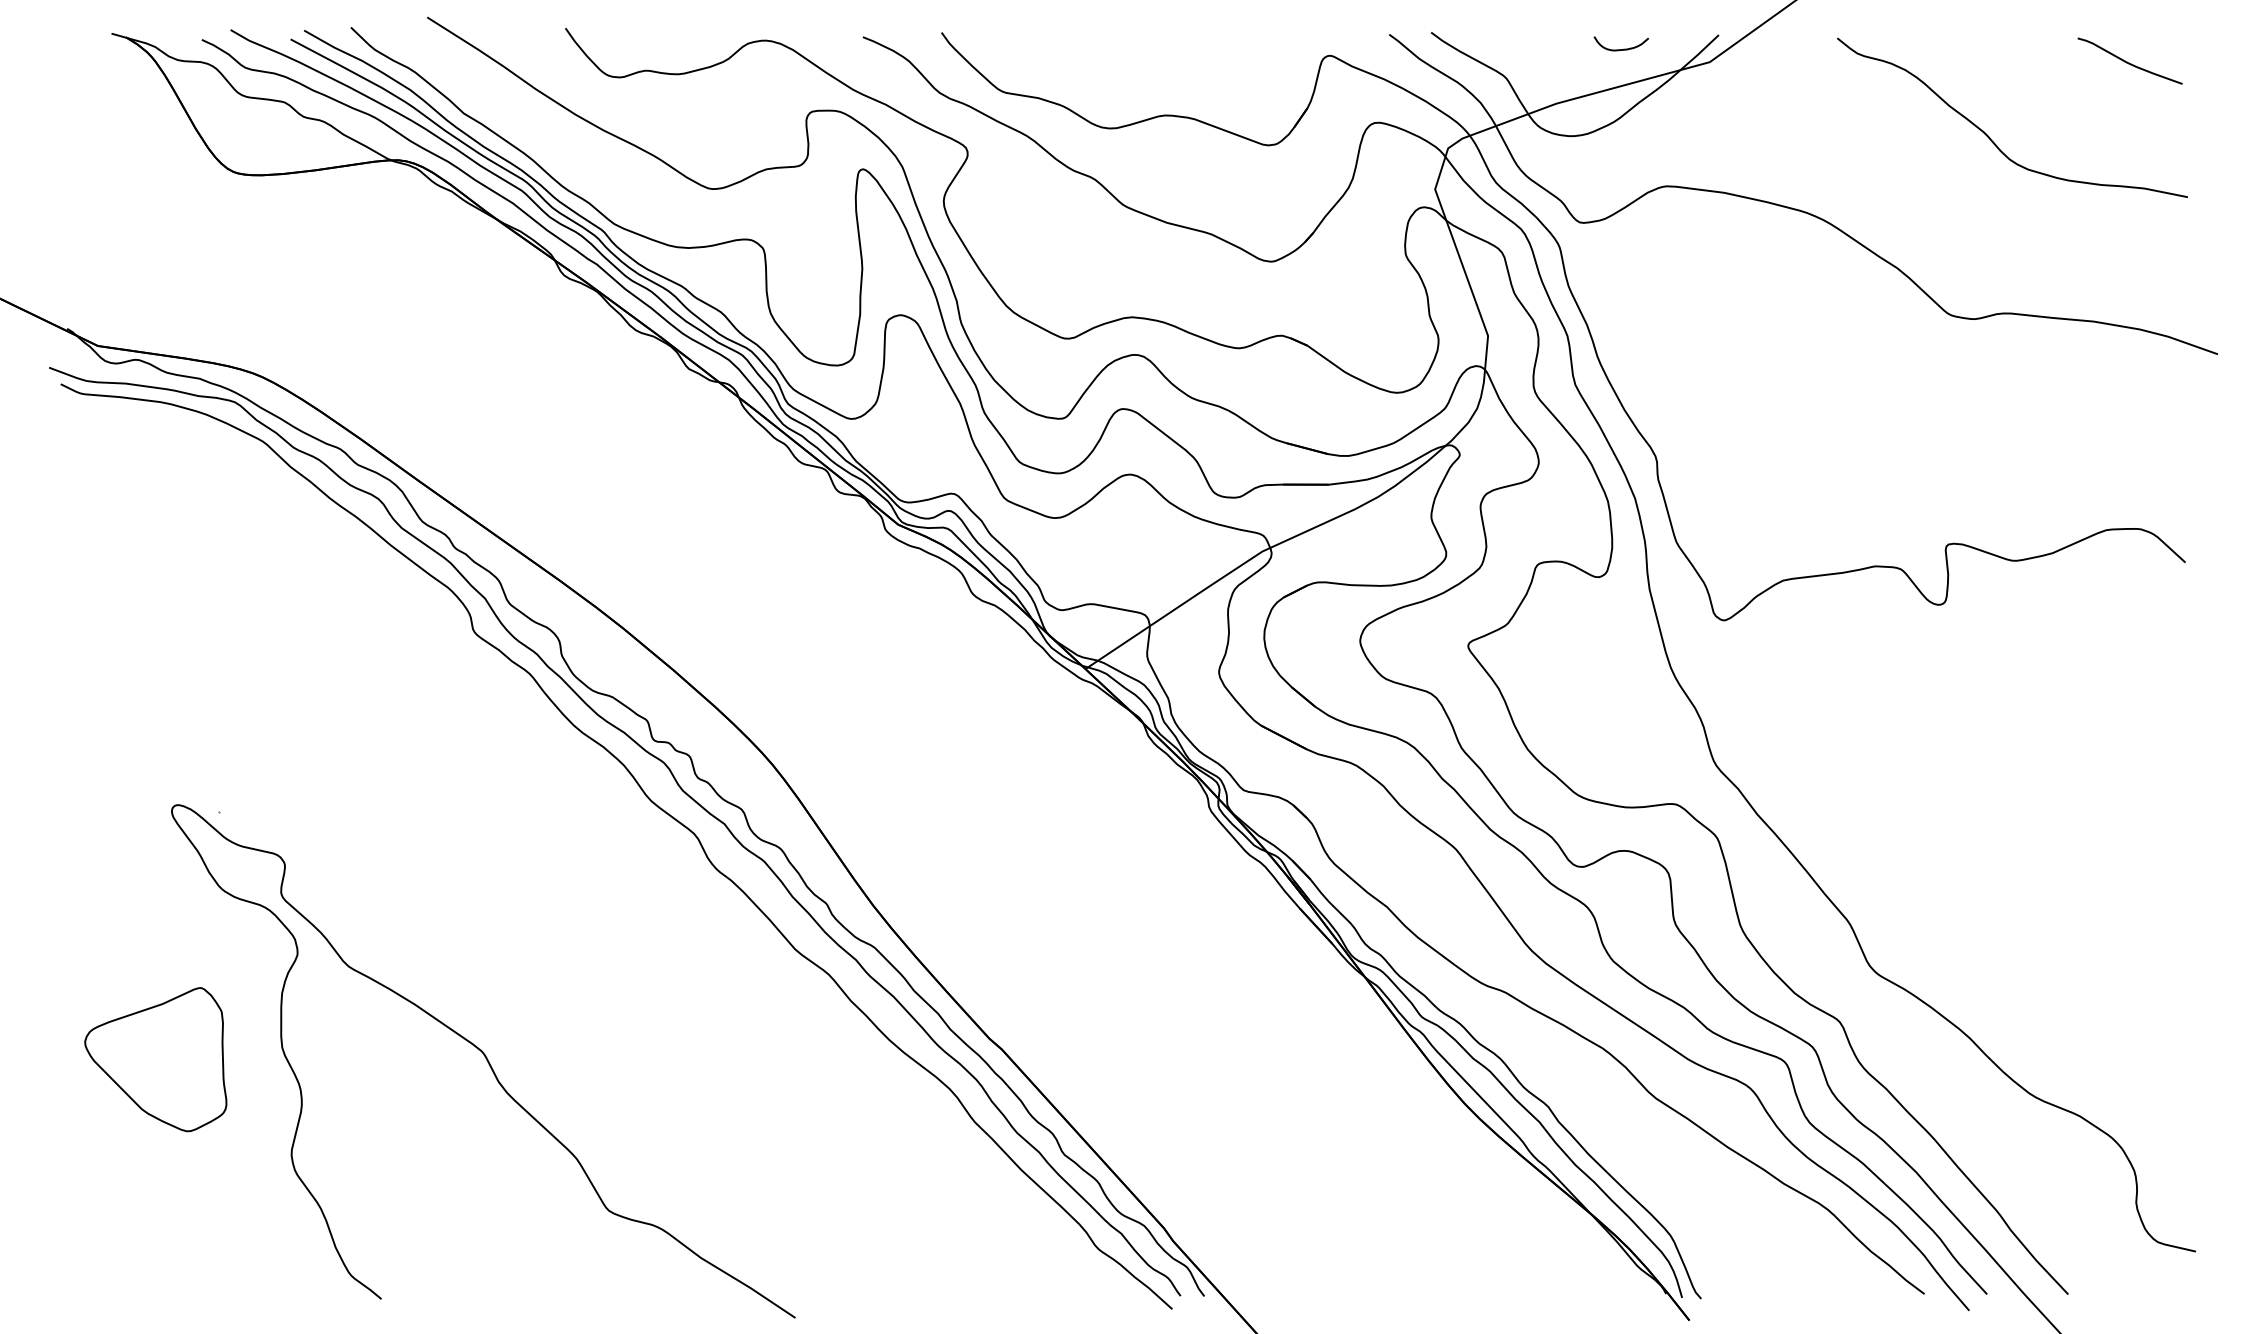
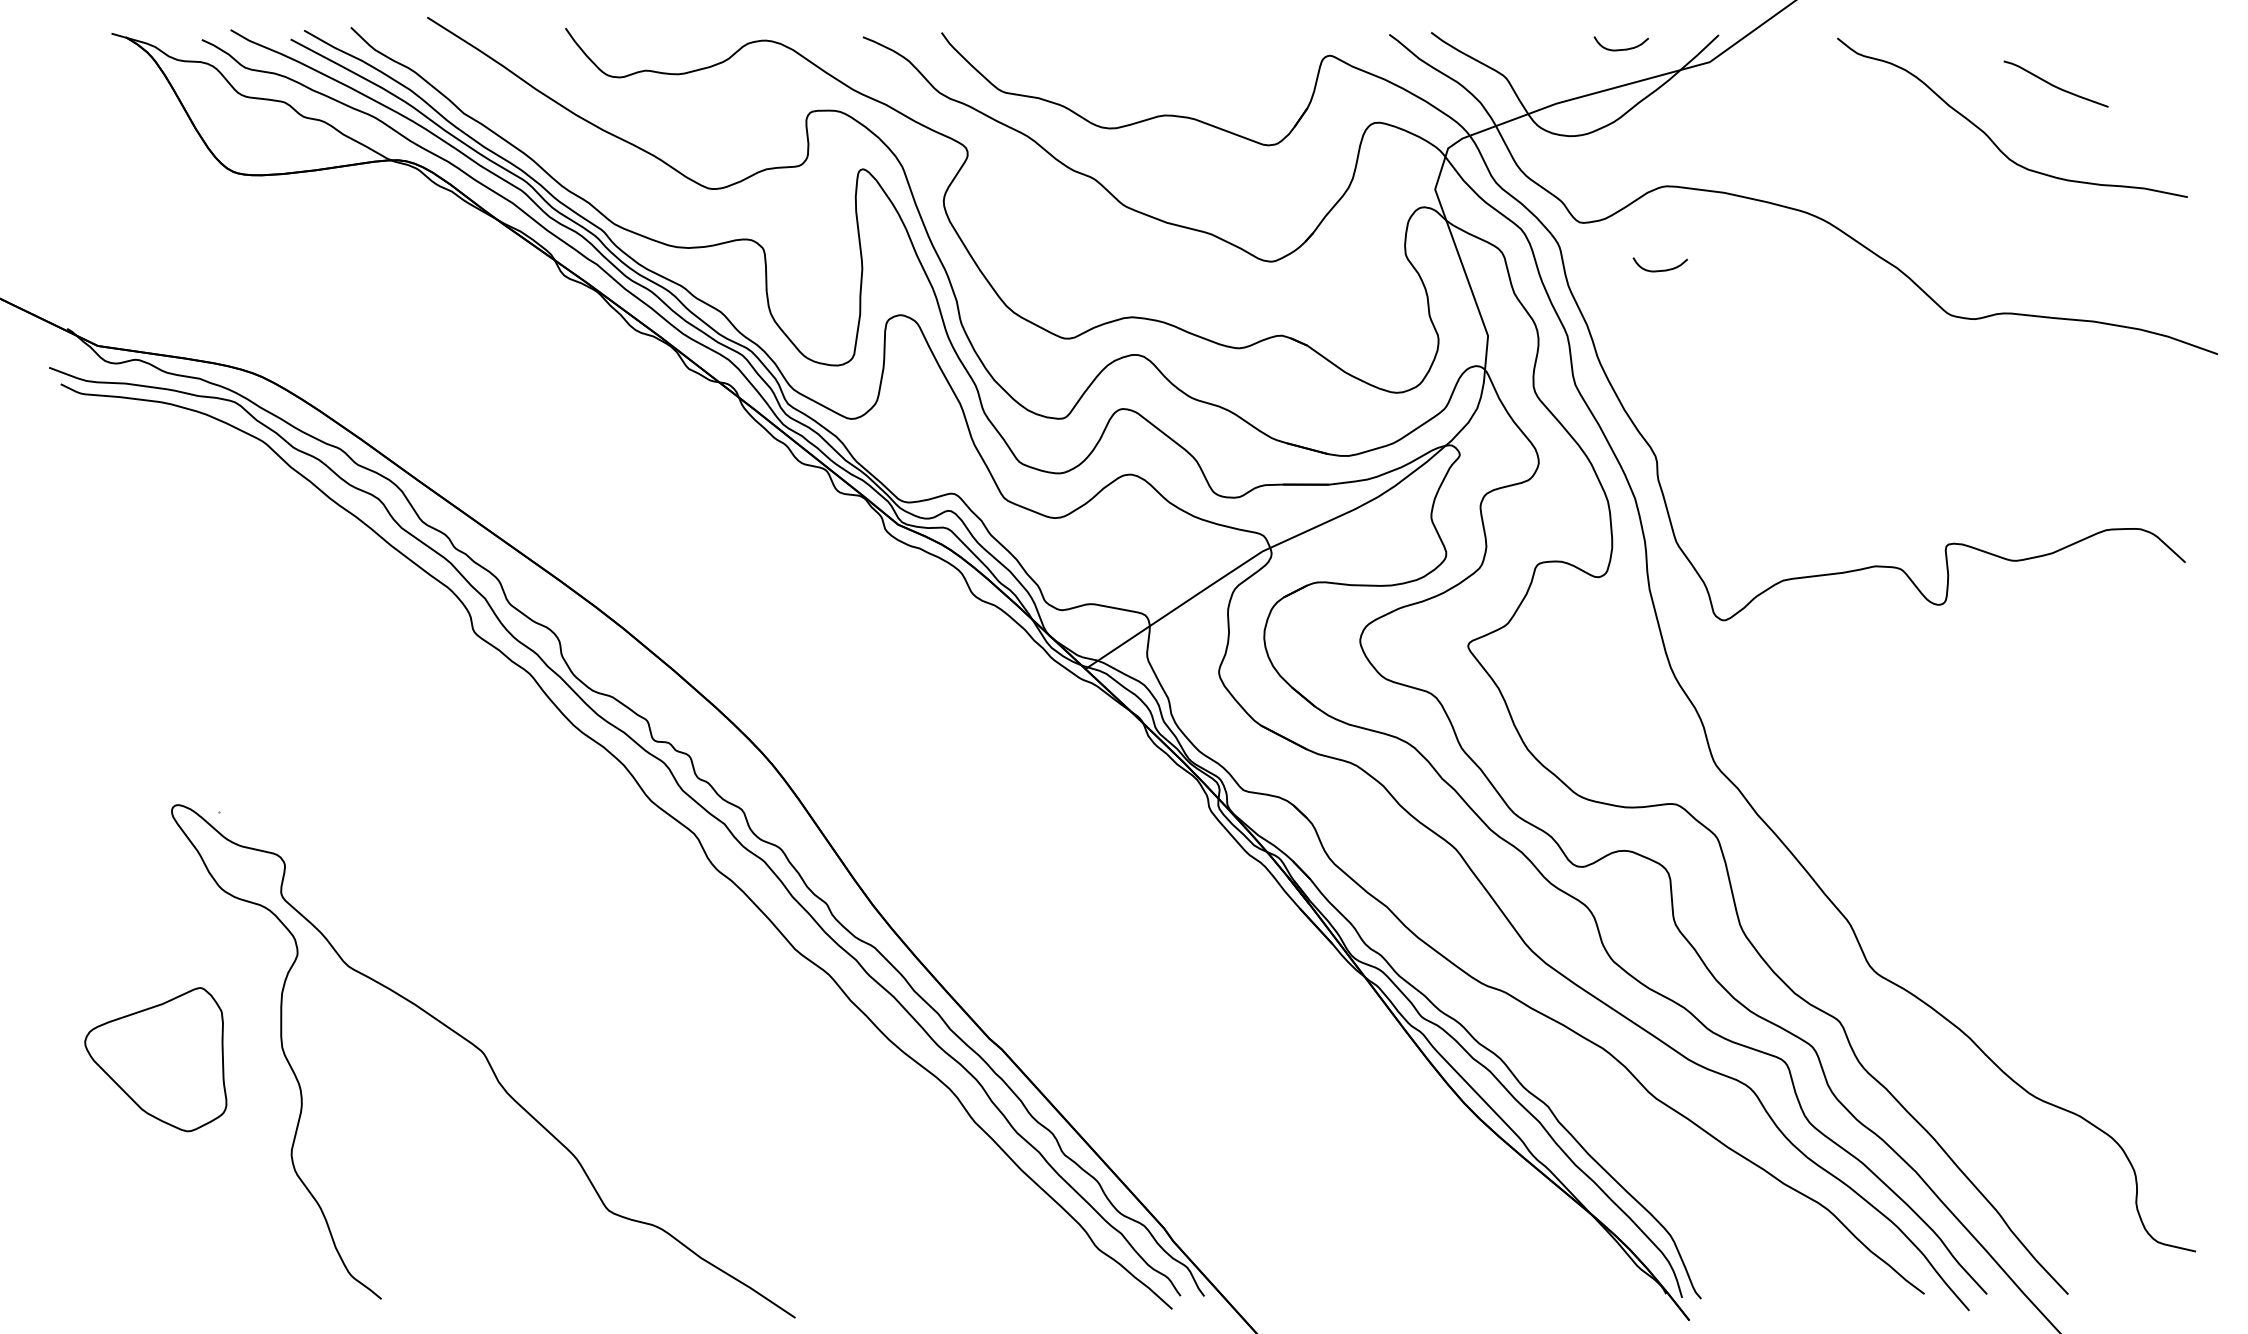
curve position: (2129, 62) -> (2055, 85) (2055, 85)
curve: none -> present (1662, 269)
